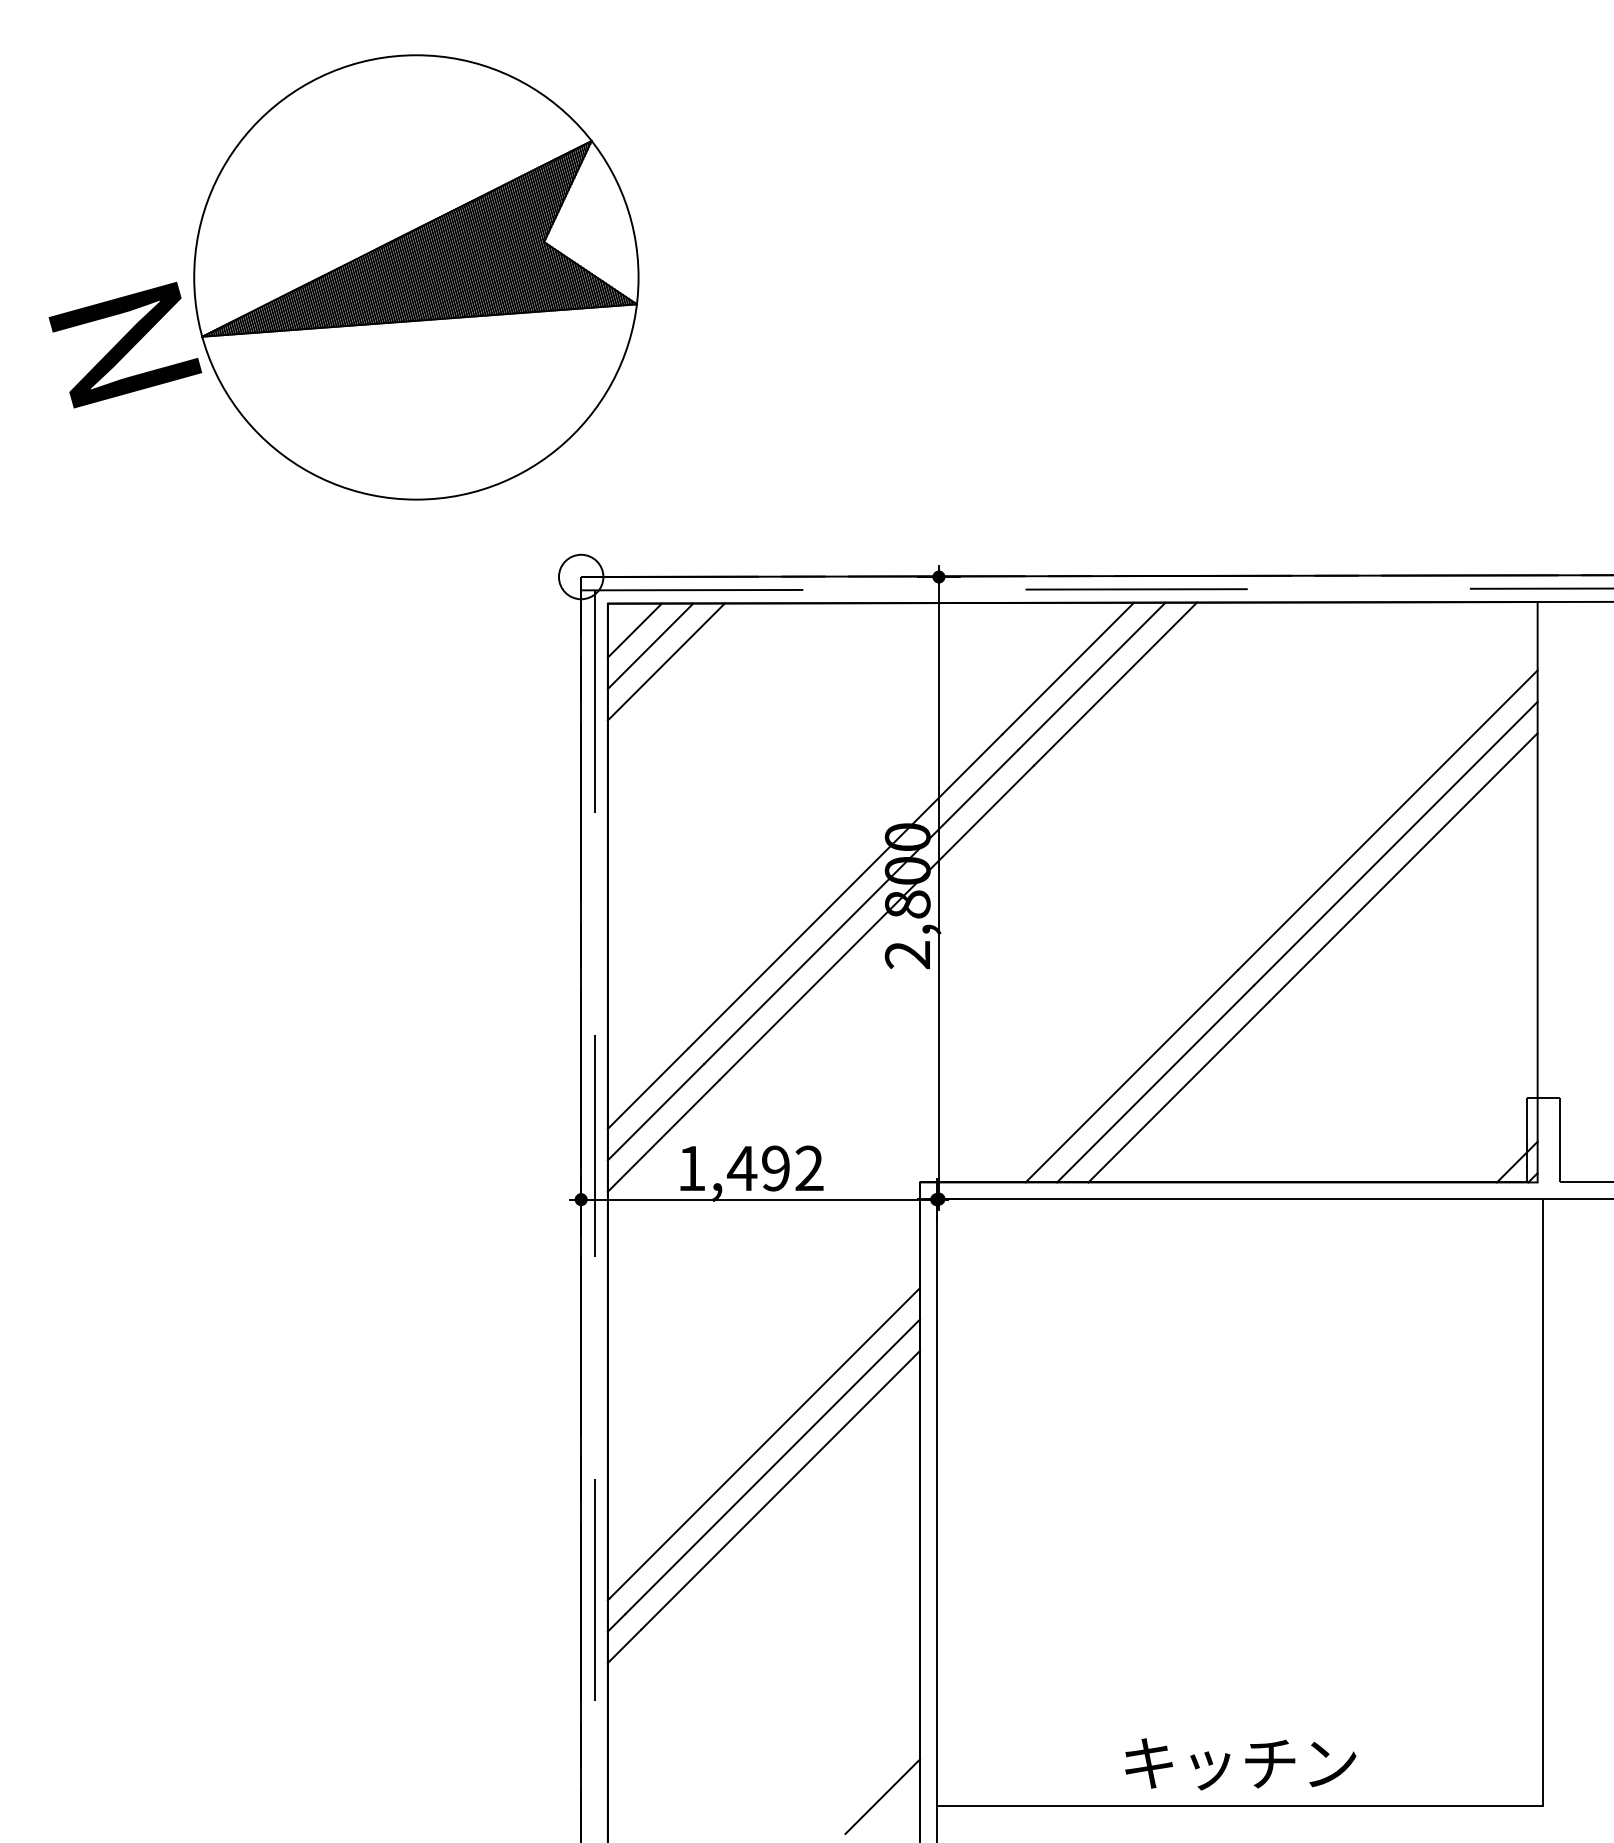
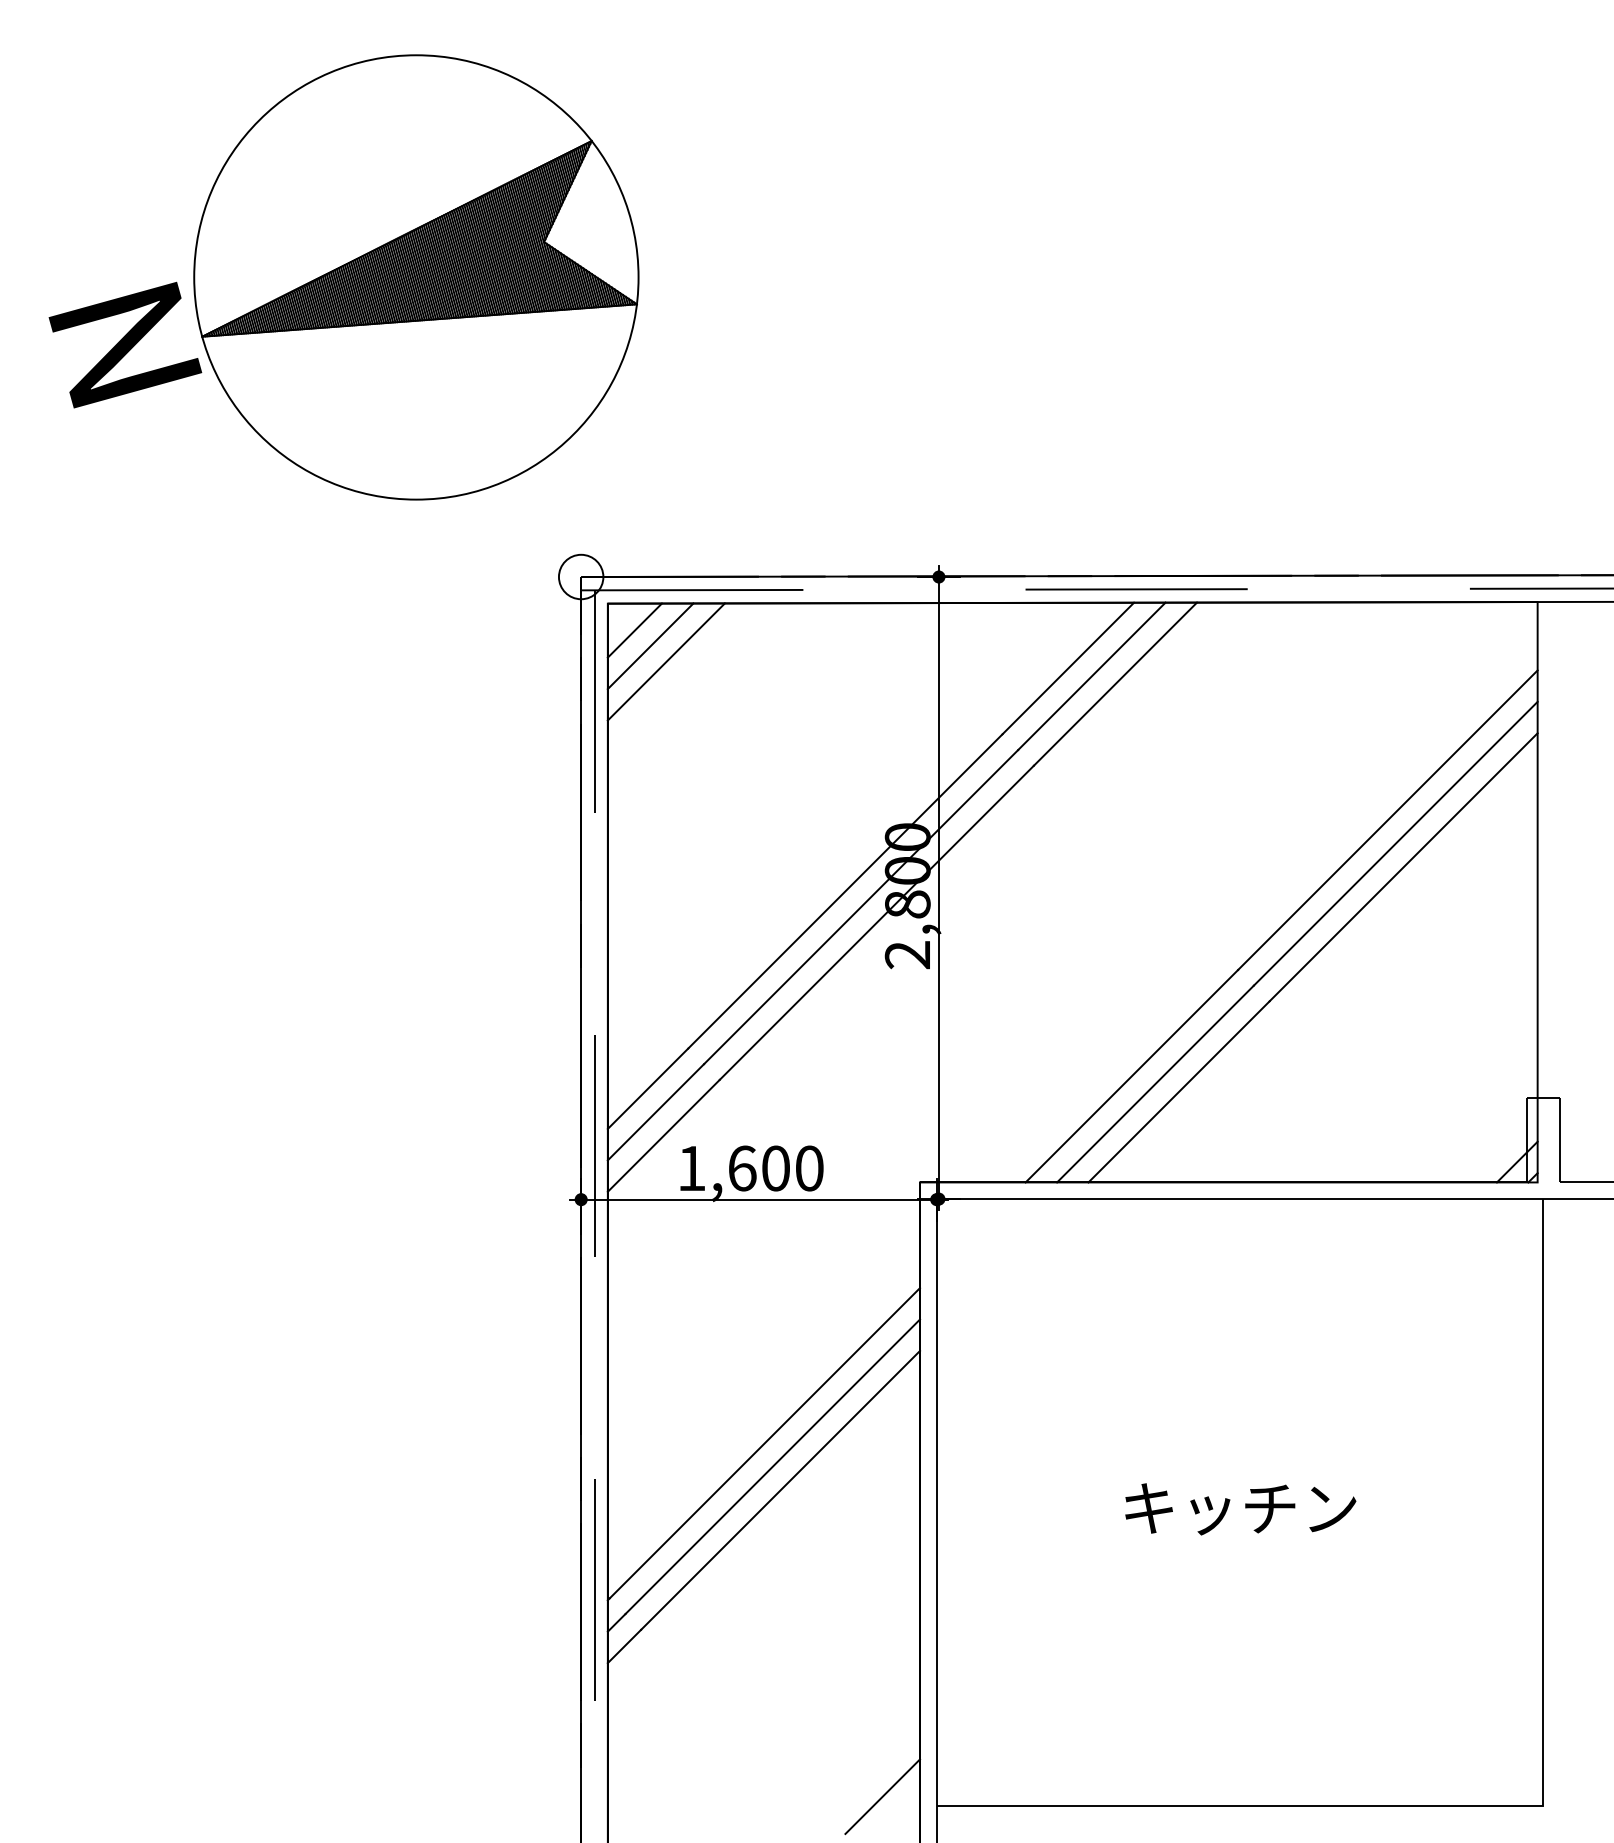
text: 1,492 -> 1,600 (775, 1168)
text position: (1240, 1764) -> (1240, 1509) (1240, 1509)
